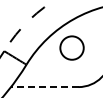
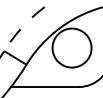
circle diameter: 23 px -> 39 px (71, 47)
line: dashed -> solid (44, 87)
